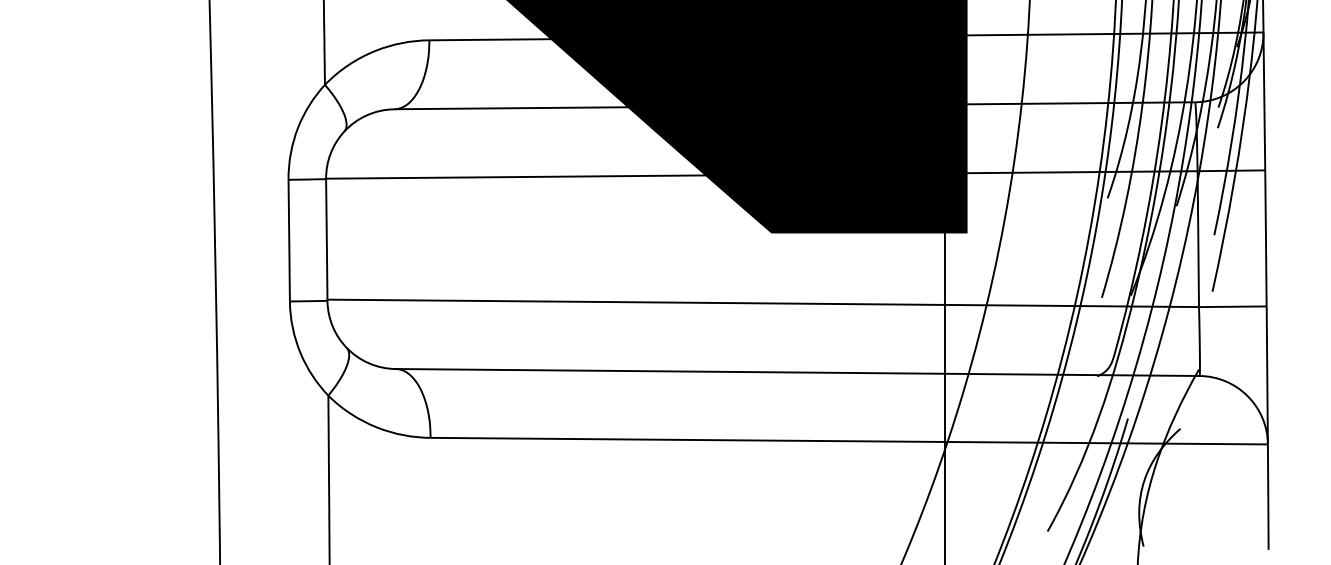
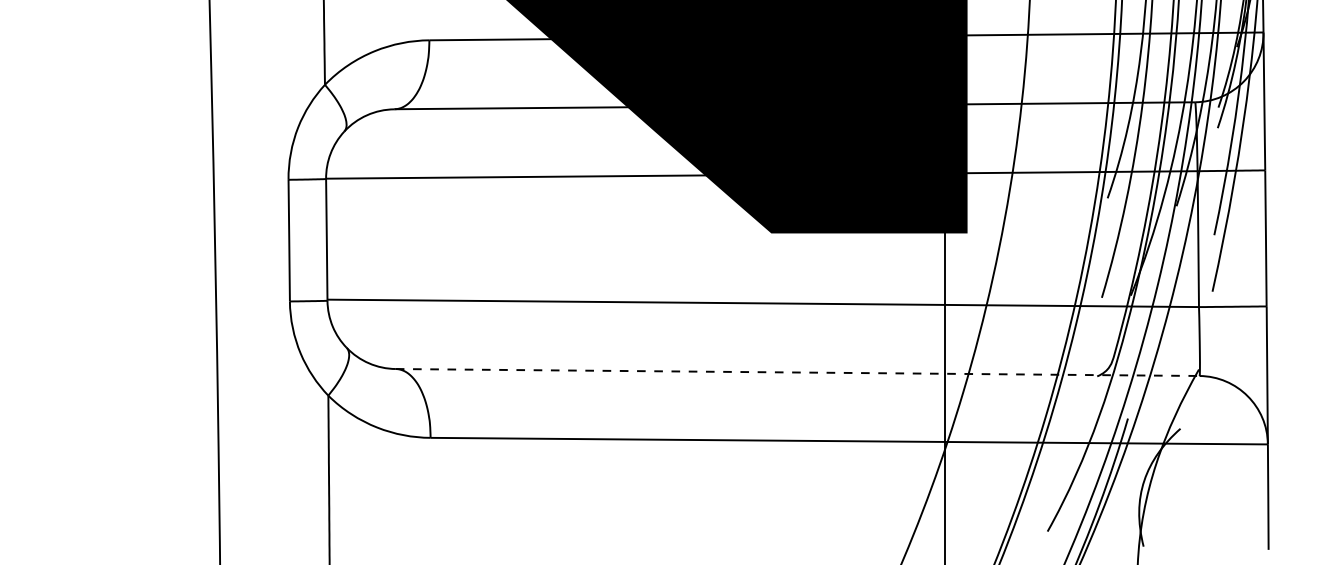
line: solid -> dashed (797, 372)
